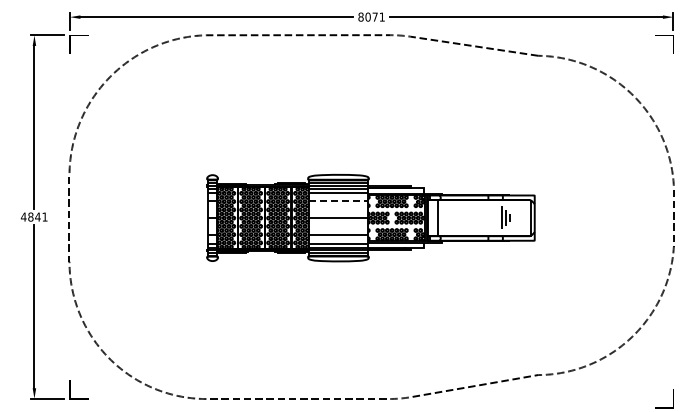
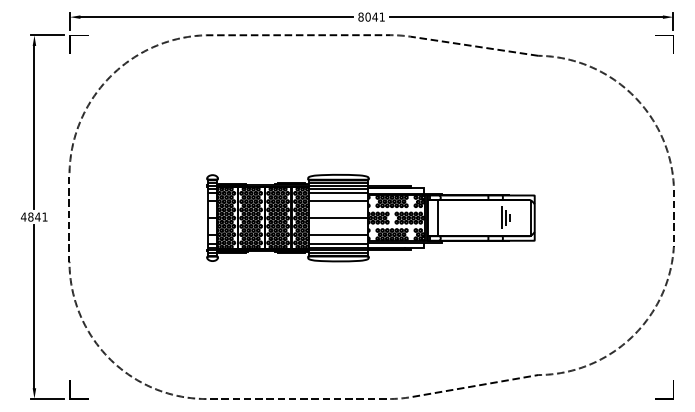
text: 8071 -> 8041 (374, 16)
line: dashed -> solid (338, 200)
part position: (673, 398) -> (673, 389) (673, 389)
